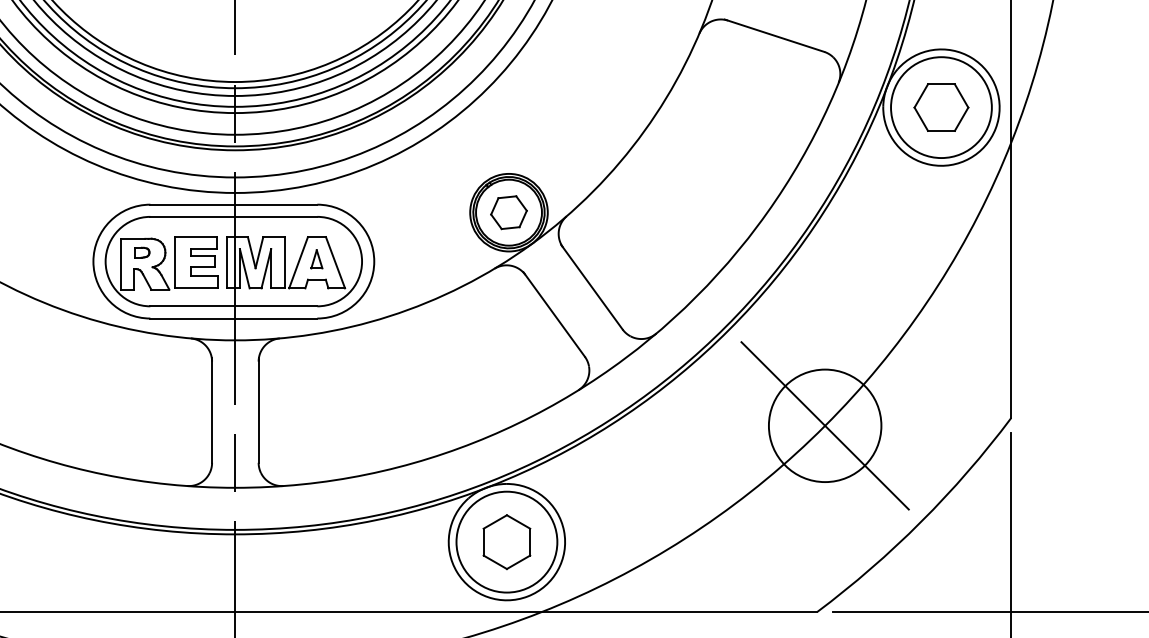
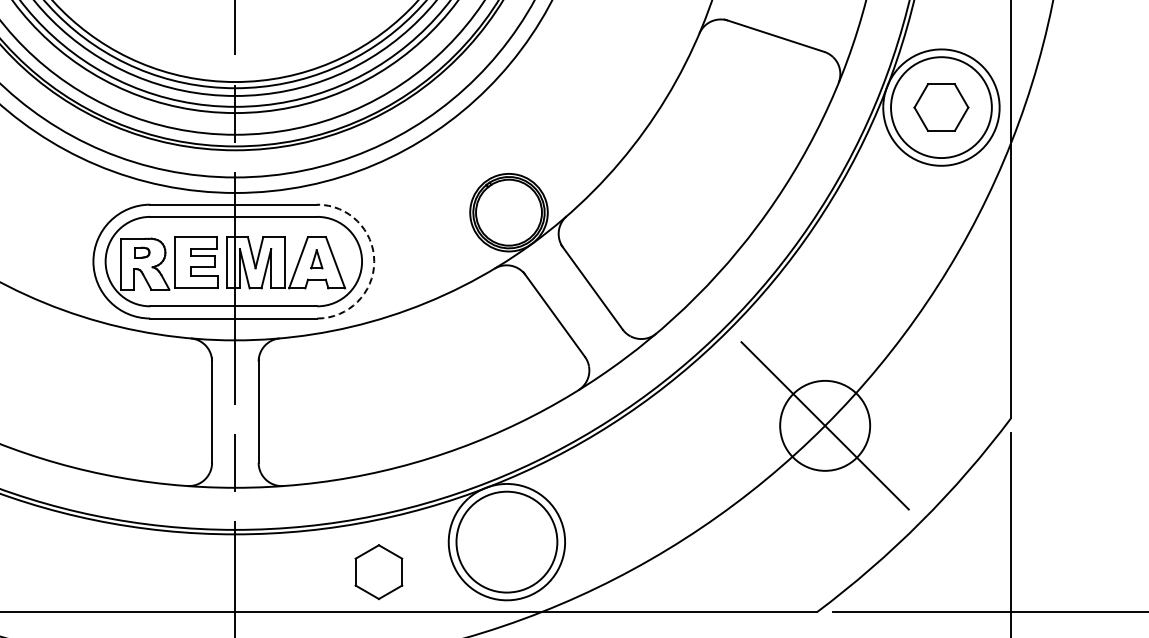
part: present -> none (508, 212)
arc: solid -> dashed (374, 261)
circle diameter: 113 px -> 90 px (825, 425)
part position: (506, 542) -> (378, 572) (378, 572)
